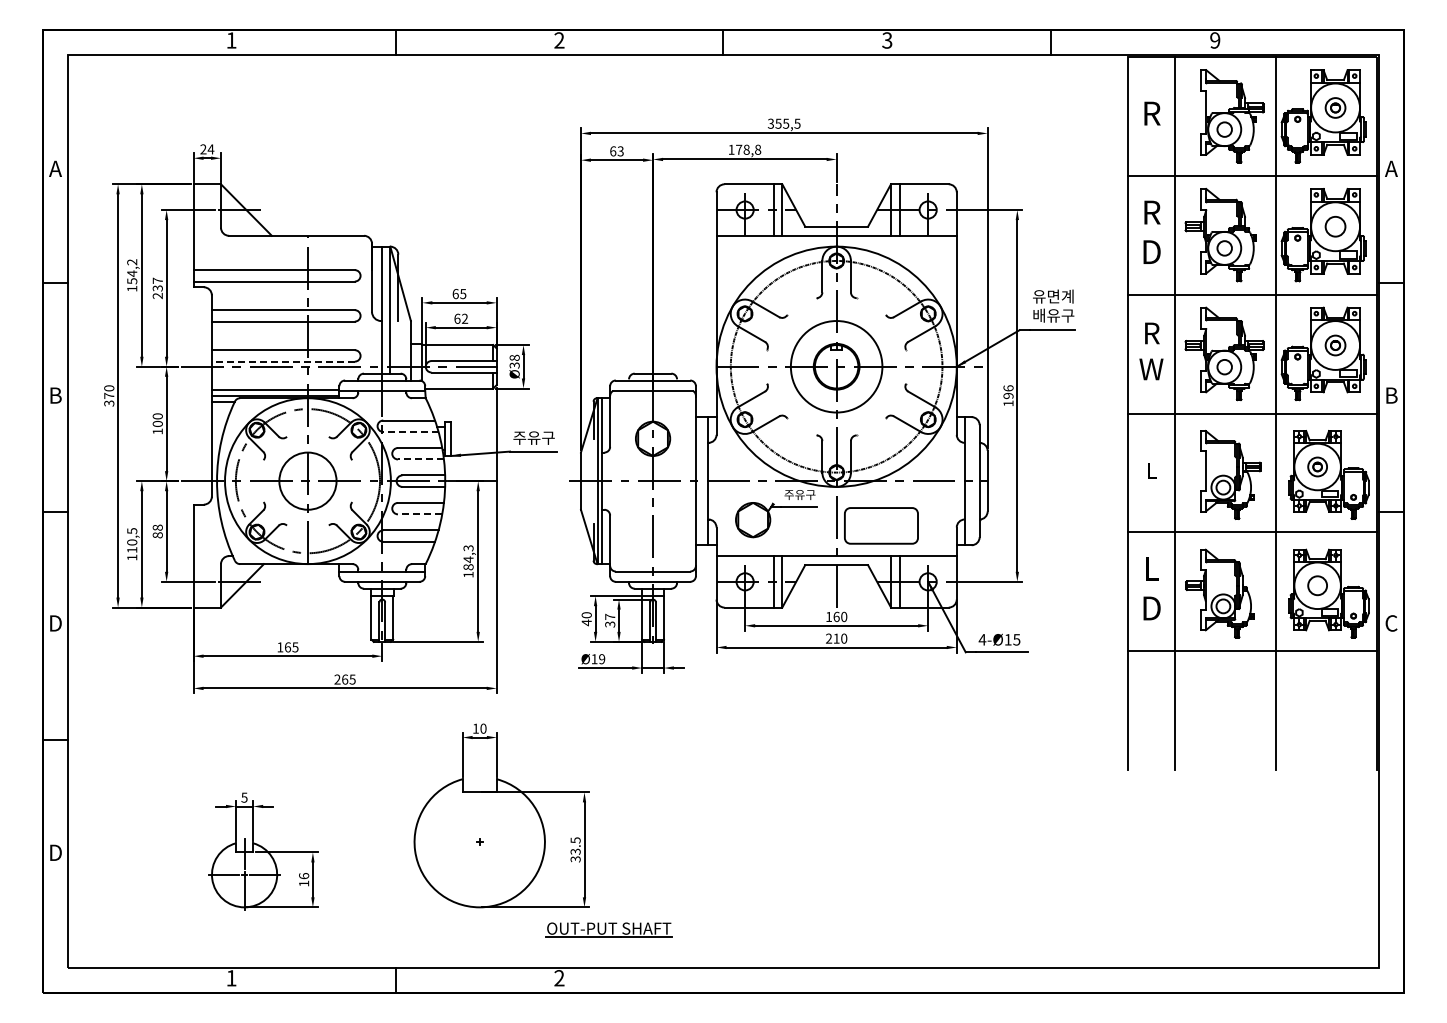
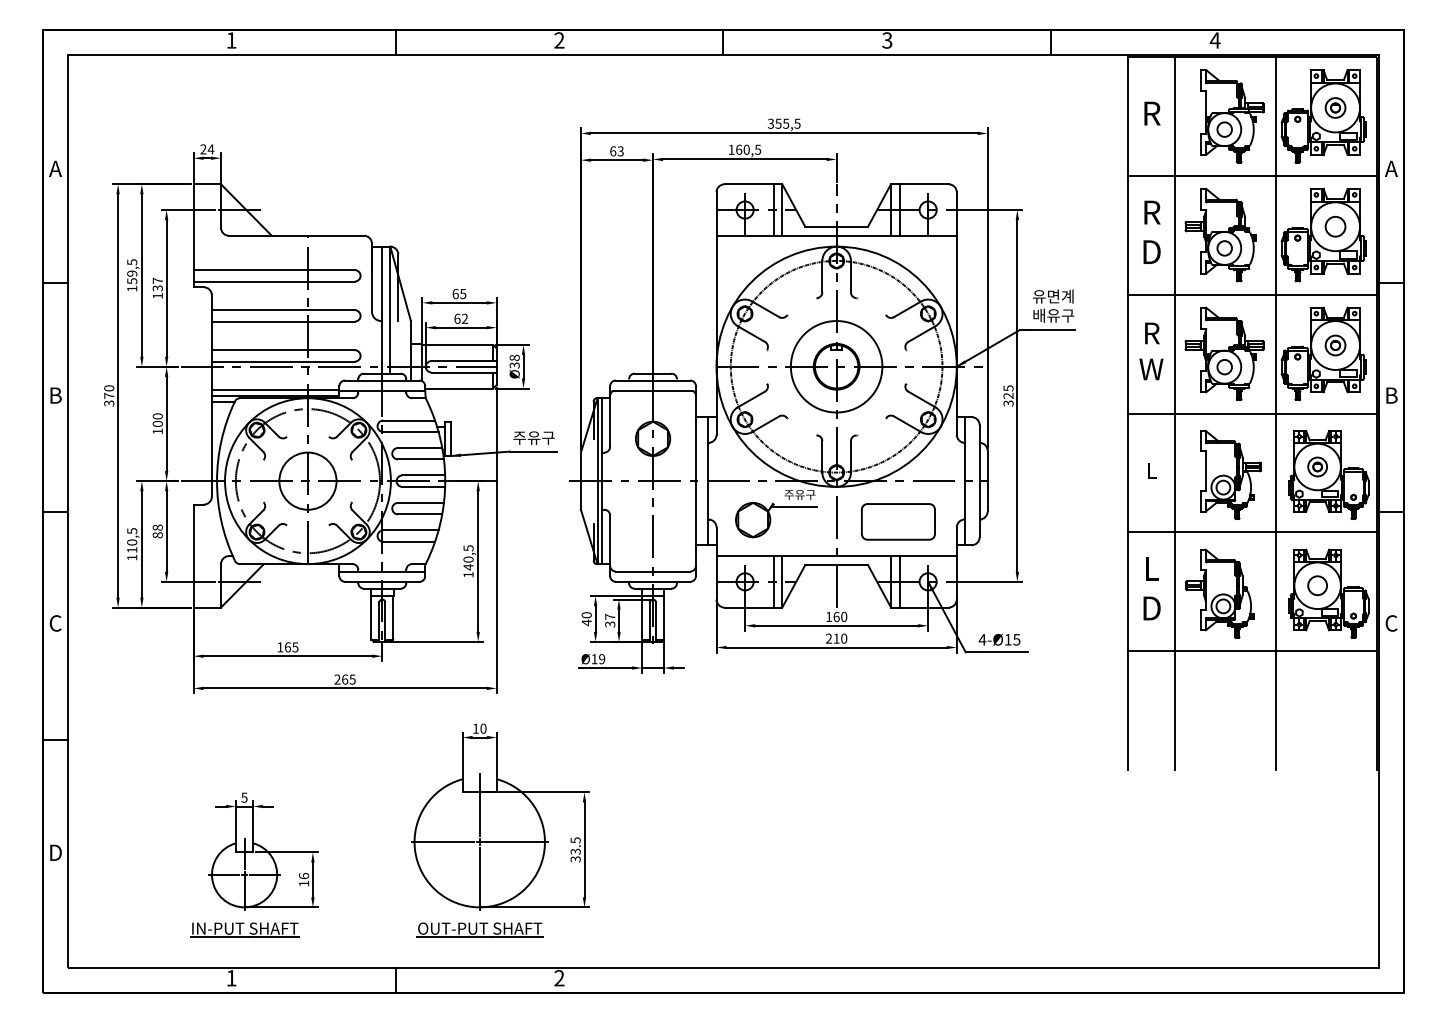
text: 9 -> 4 (1214, 40)
text: 178,8 -> 160,5 (748, 149)
text: 154,2 -> 159,5 (132, 267)
text: 237 -> 137 (157, 296)
line: dashed -> solid (282, 361)
text: 196 -> 325 (1008, 395)
line: dashed -> solid (410, 431)
line: dashed -> solid (420, 459)
line: dashed -> solid (419, 514)
part position: (881, 525) -> (898, 521) (898, 521)
text: 184,3 -> 140,5 (468, 557)
text: D -> C (55, 623)
line: none -> present (479, 805)
line: none -> present (442, 842)
line: none -> present (516, 842)
line: none -> present (479, 878)
part: none -> present (244, 929)
part position: (608, 929) -> (479, 929) (479, 929)
